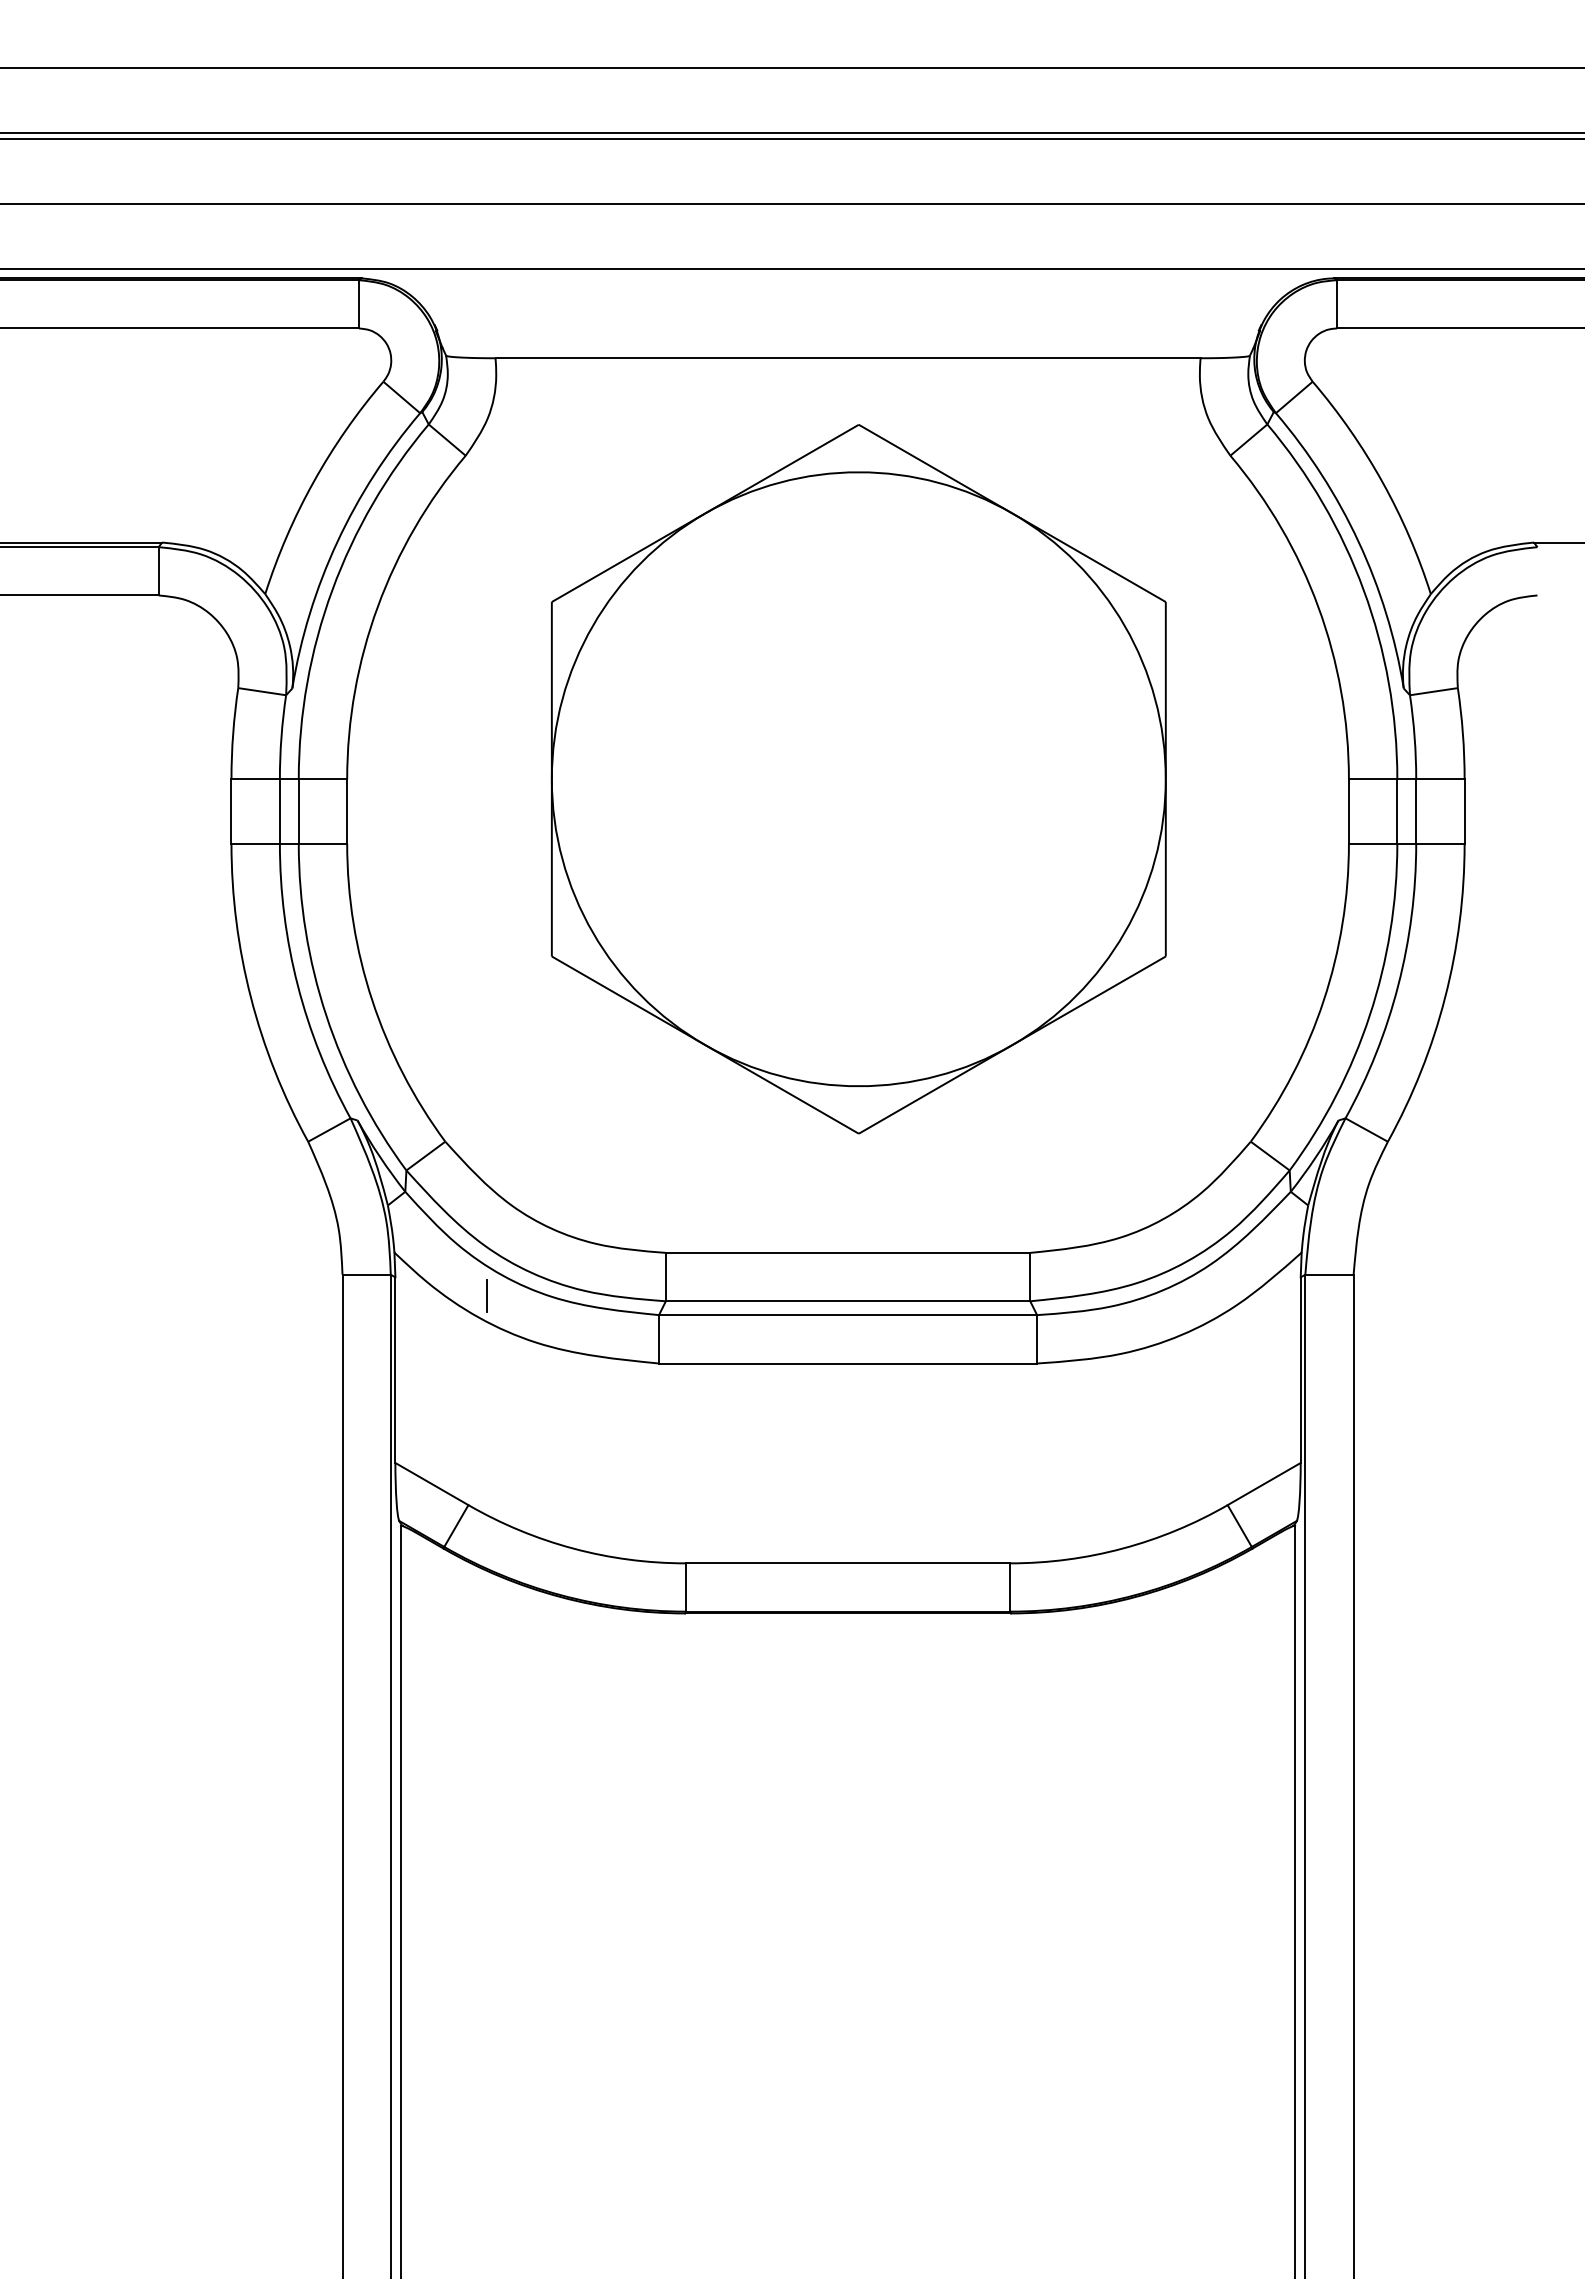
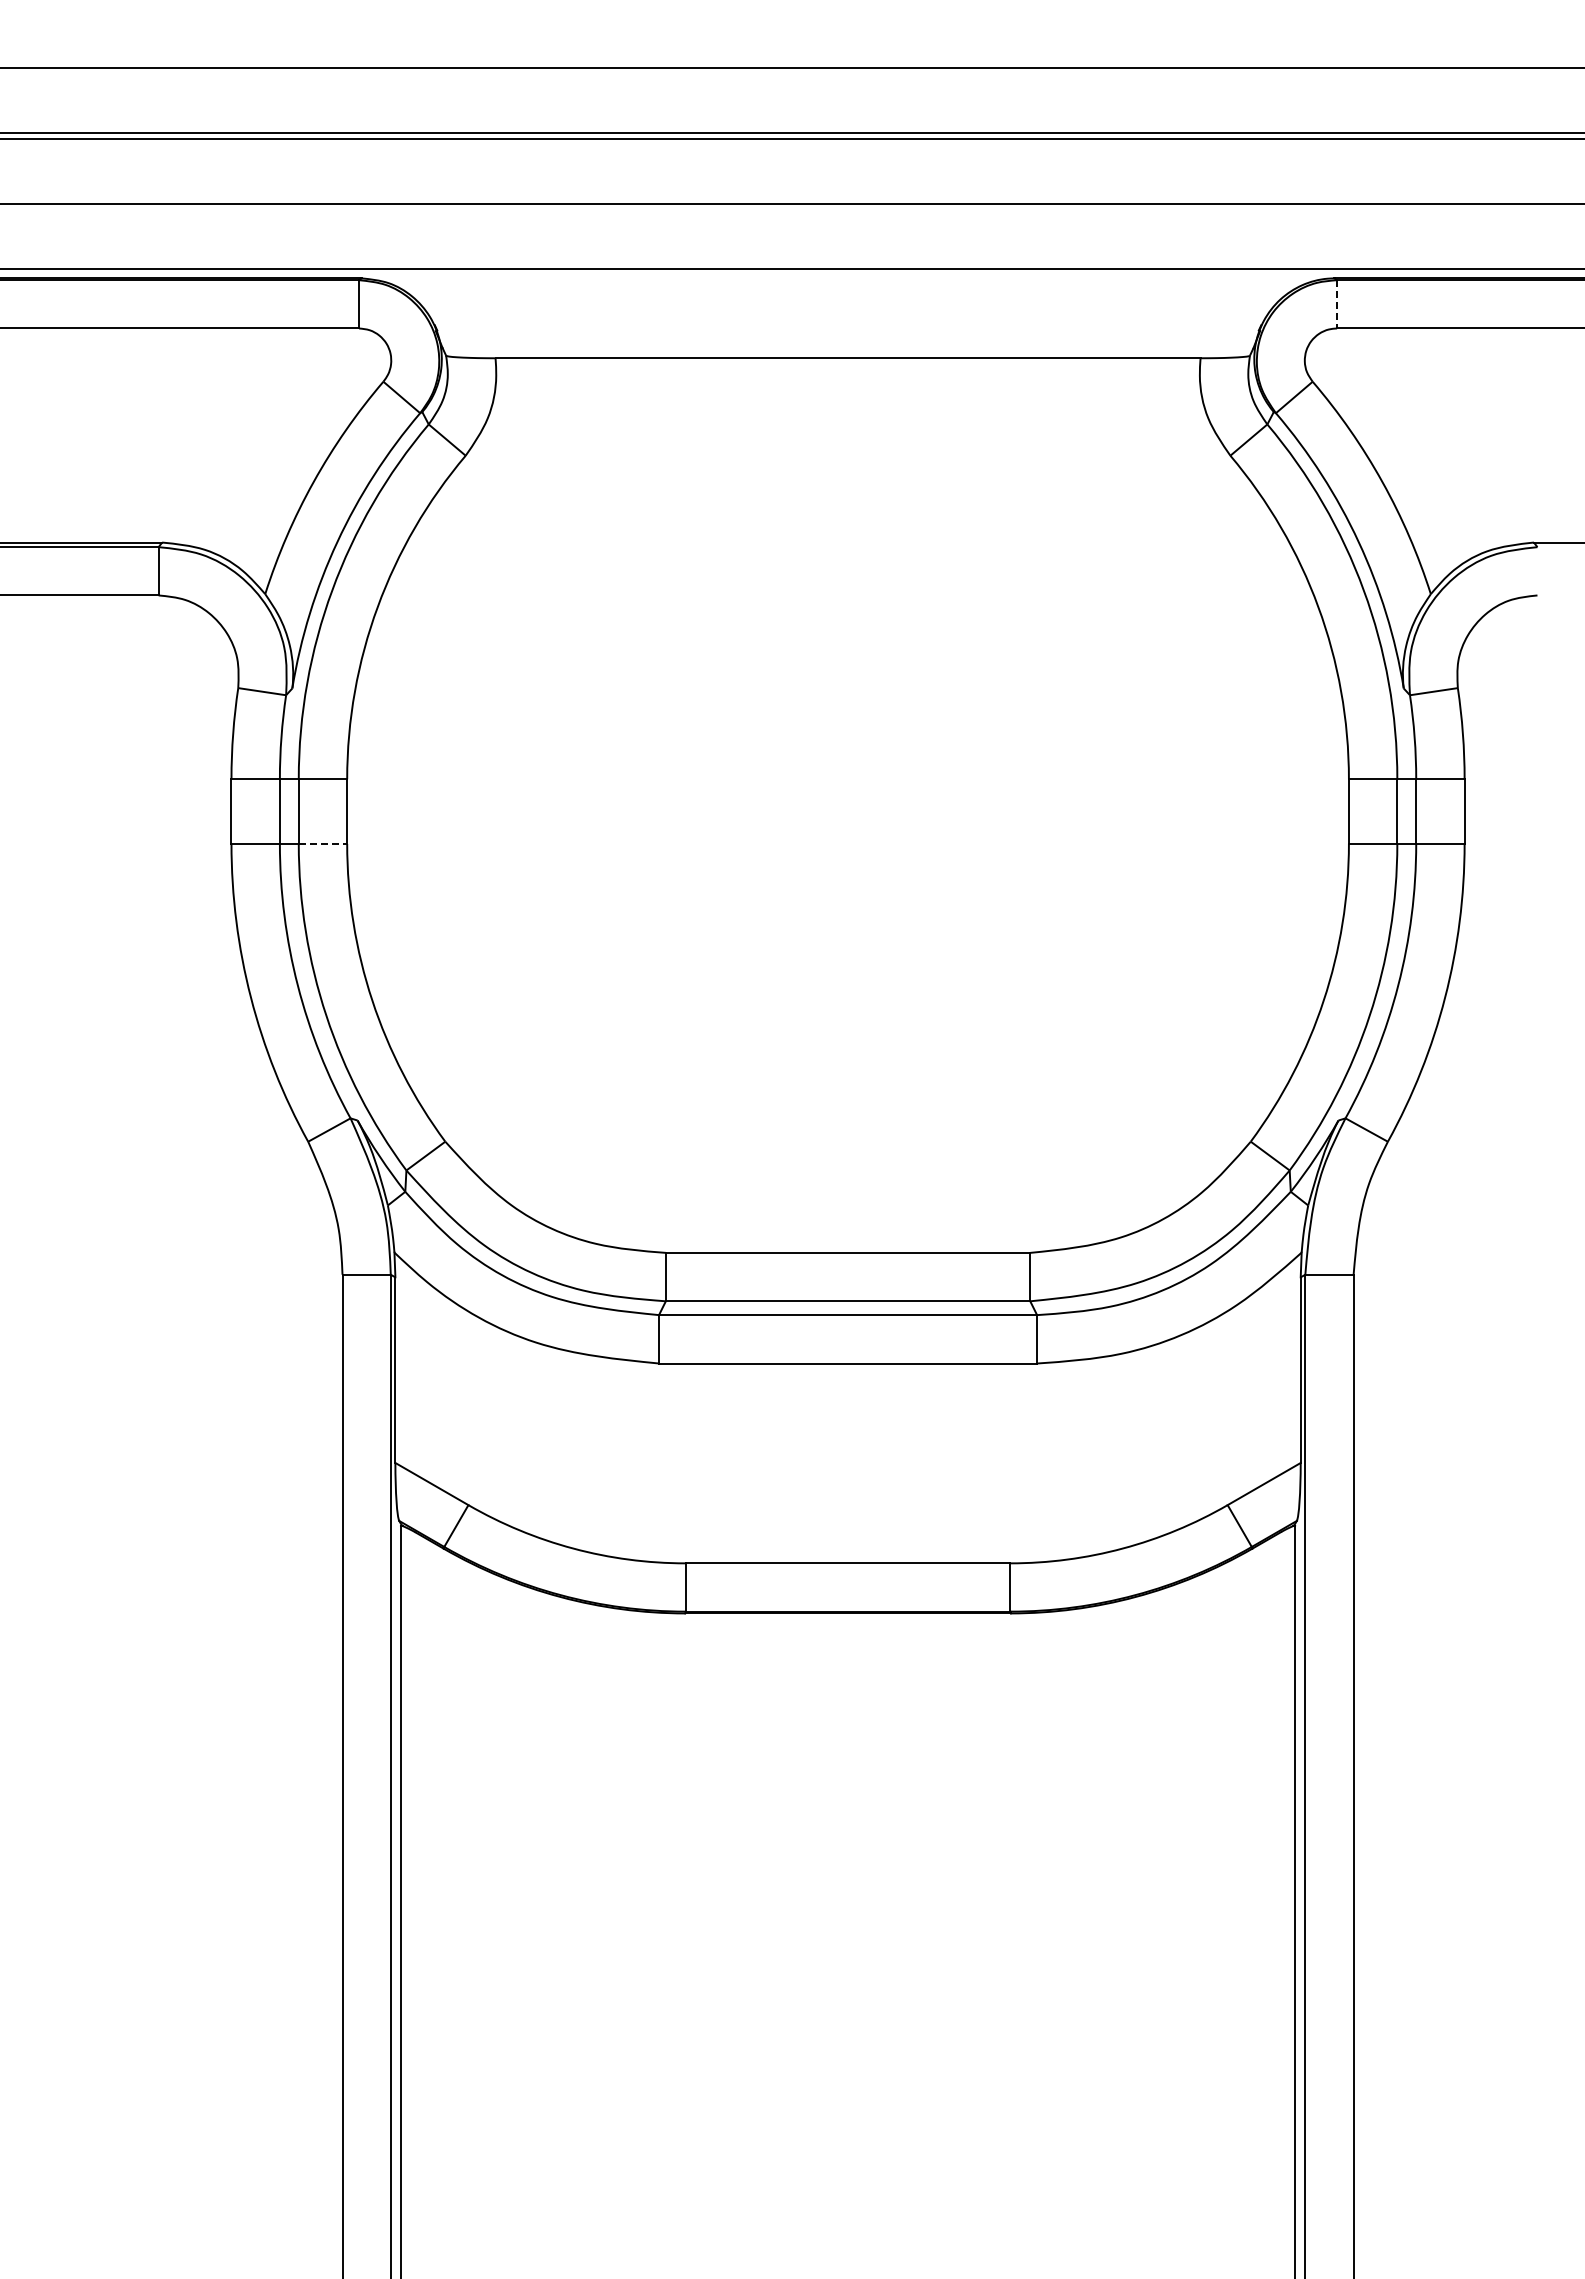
line: solid -> dashed (1337, 304)
part: present -> none (858, 779)
line: solid -> dashed (323, 843)
line: present -> none (487, 1296)
